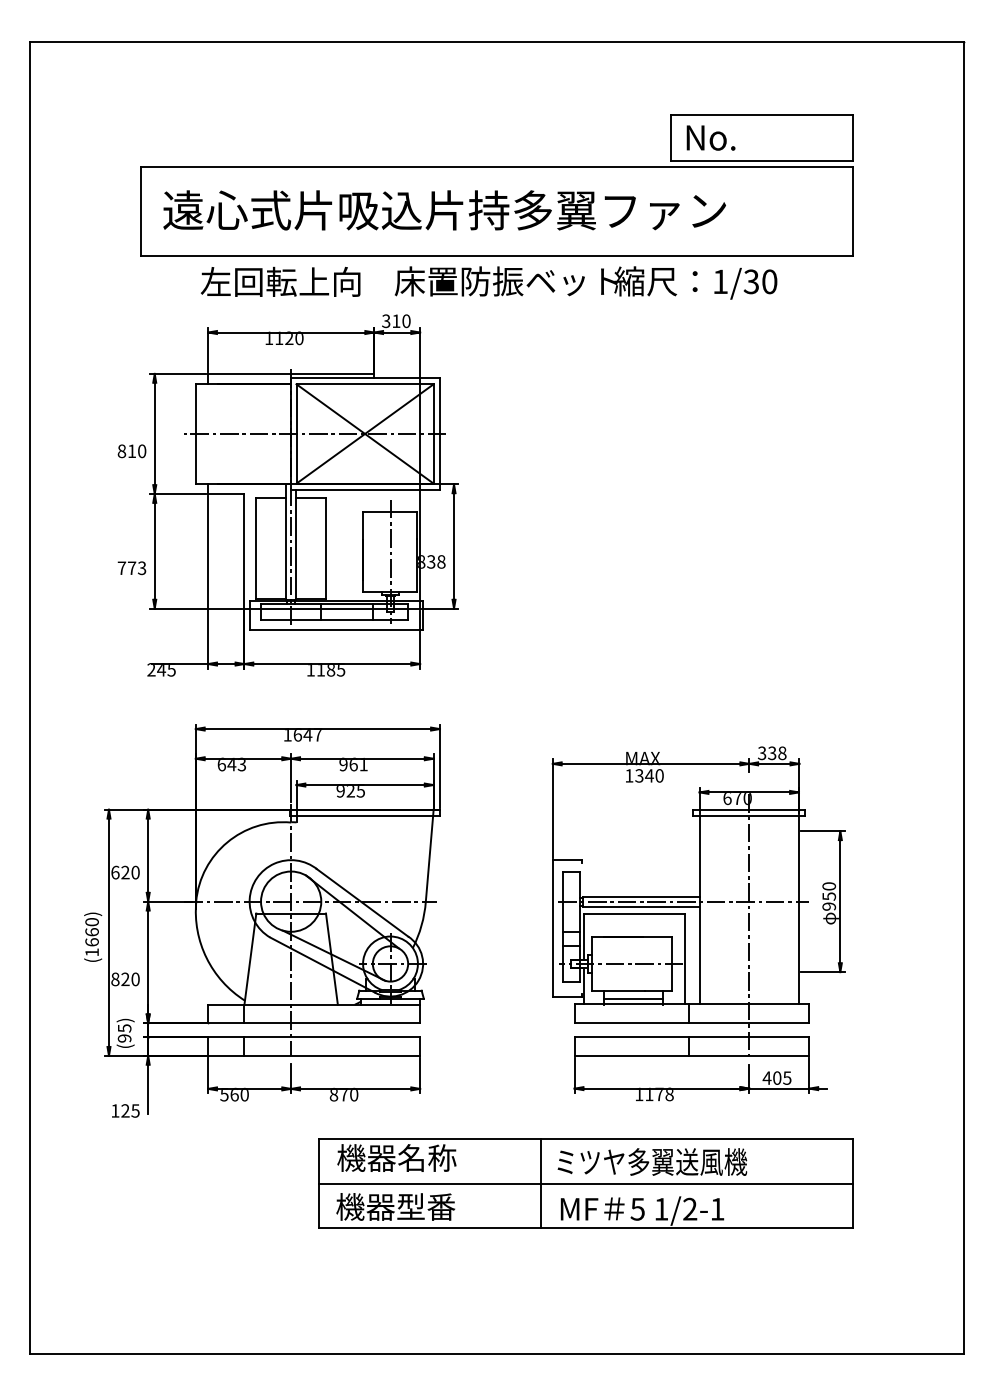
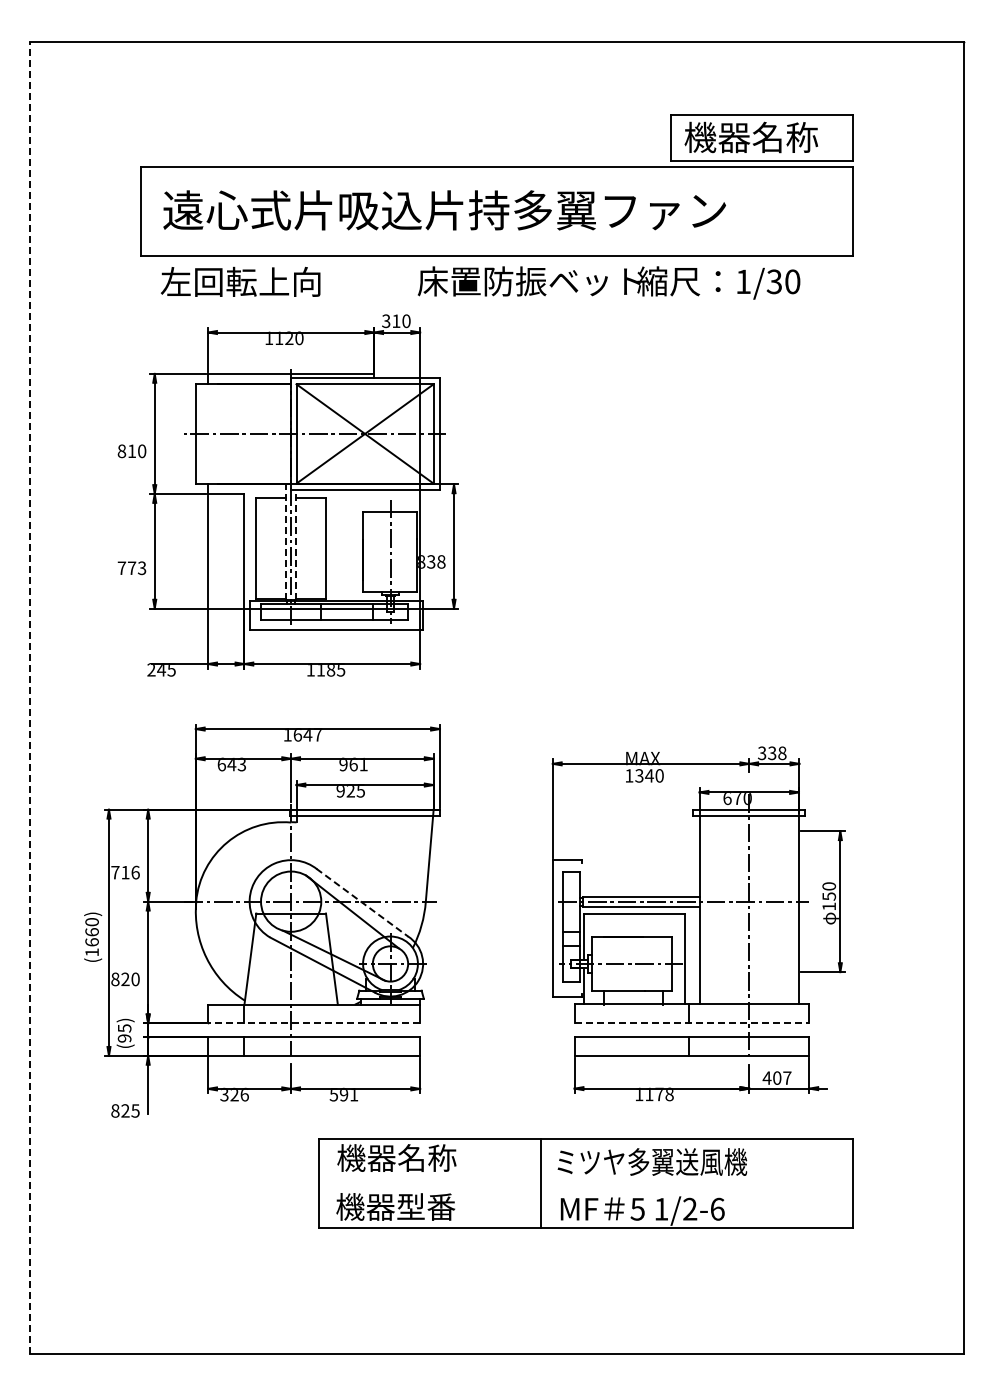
text: No. -> 機器名称 (751, 137)
text position: (280, 281) -> (240, 281) (240, 281)
text position: (585, 282) -> (608, 282) (608, 282)
line: solid -> dashed (286, 541)
line: solid -> dashed (295, 544)
line: solid -> dashed (29, 697)
text: 620 -> 716 (125, 872)
line: solid -> dashed (362, 903)
text: 950 -> 150 (829, 906)
line: present -> none (633, 998)
line: solid -> dashed (313, 1023)
line: solid -> dashed (692, 1023)
text: 405 -> 407 (787, 1077)
text: 560 -> 326 (234, 1094)
text: 870 -> 591 (343, 1094)
text: 125 -> 825 (115, 1110)
line: present -> none (585, 1183)
text: 1/2-1 -> 1/2-6 (717, 1208)
